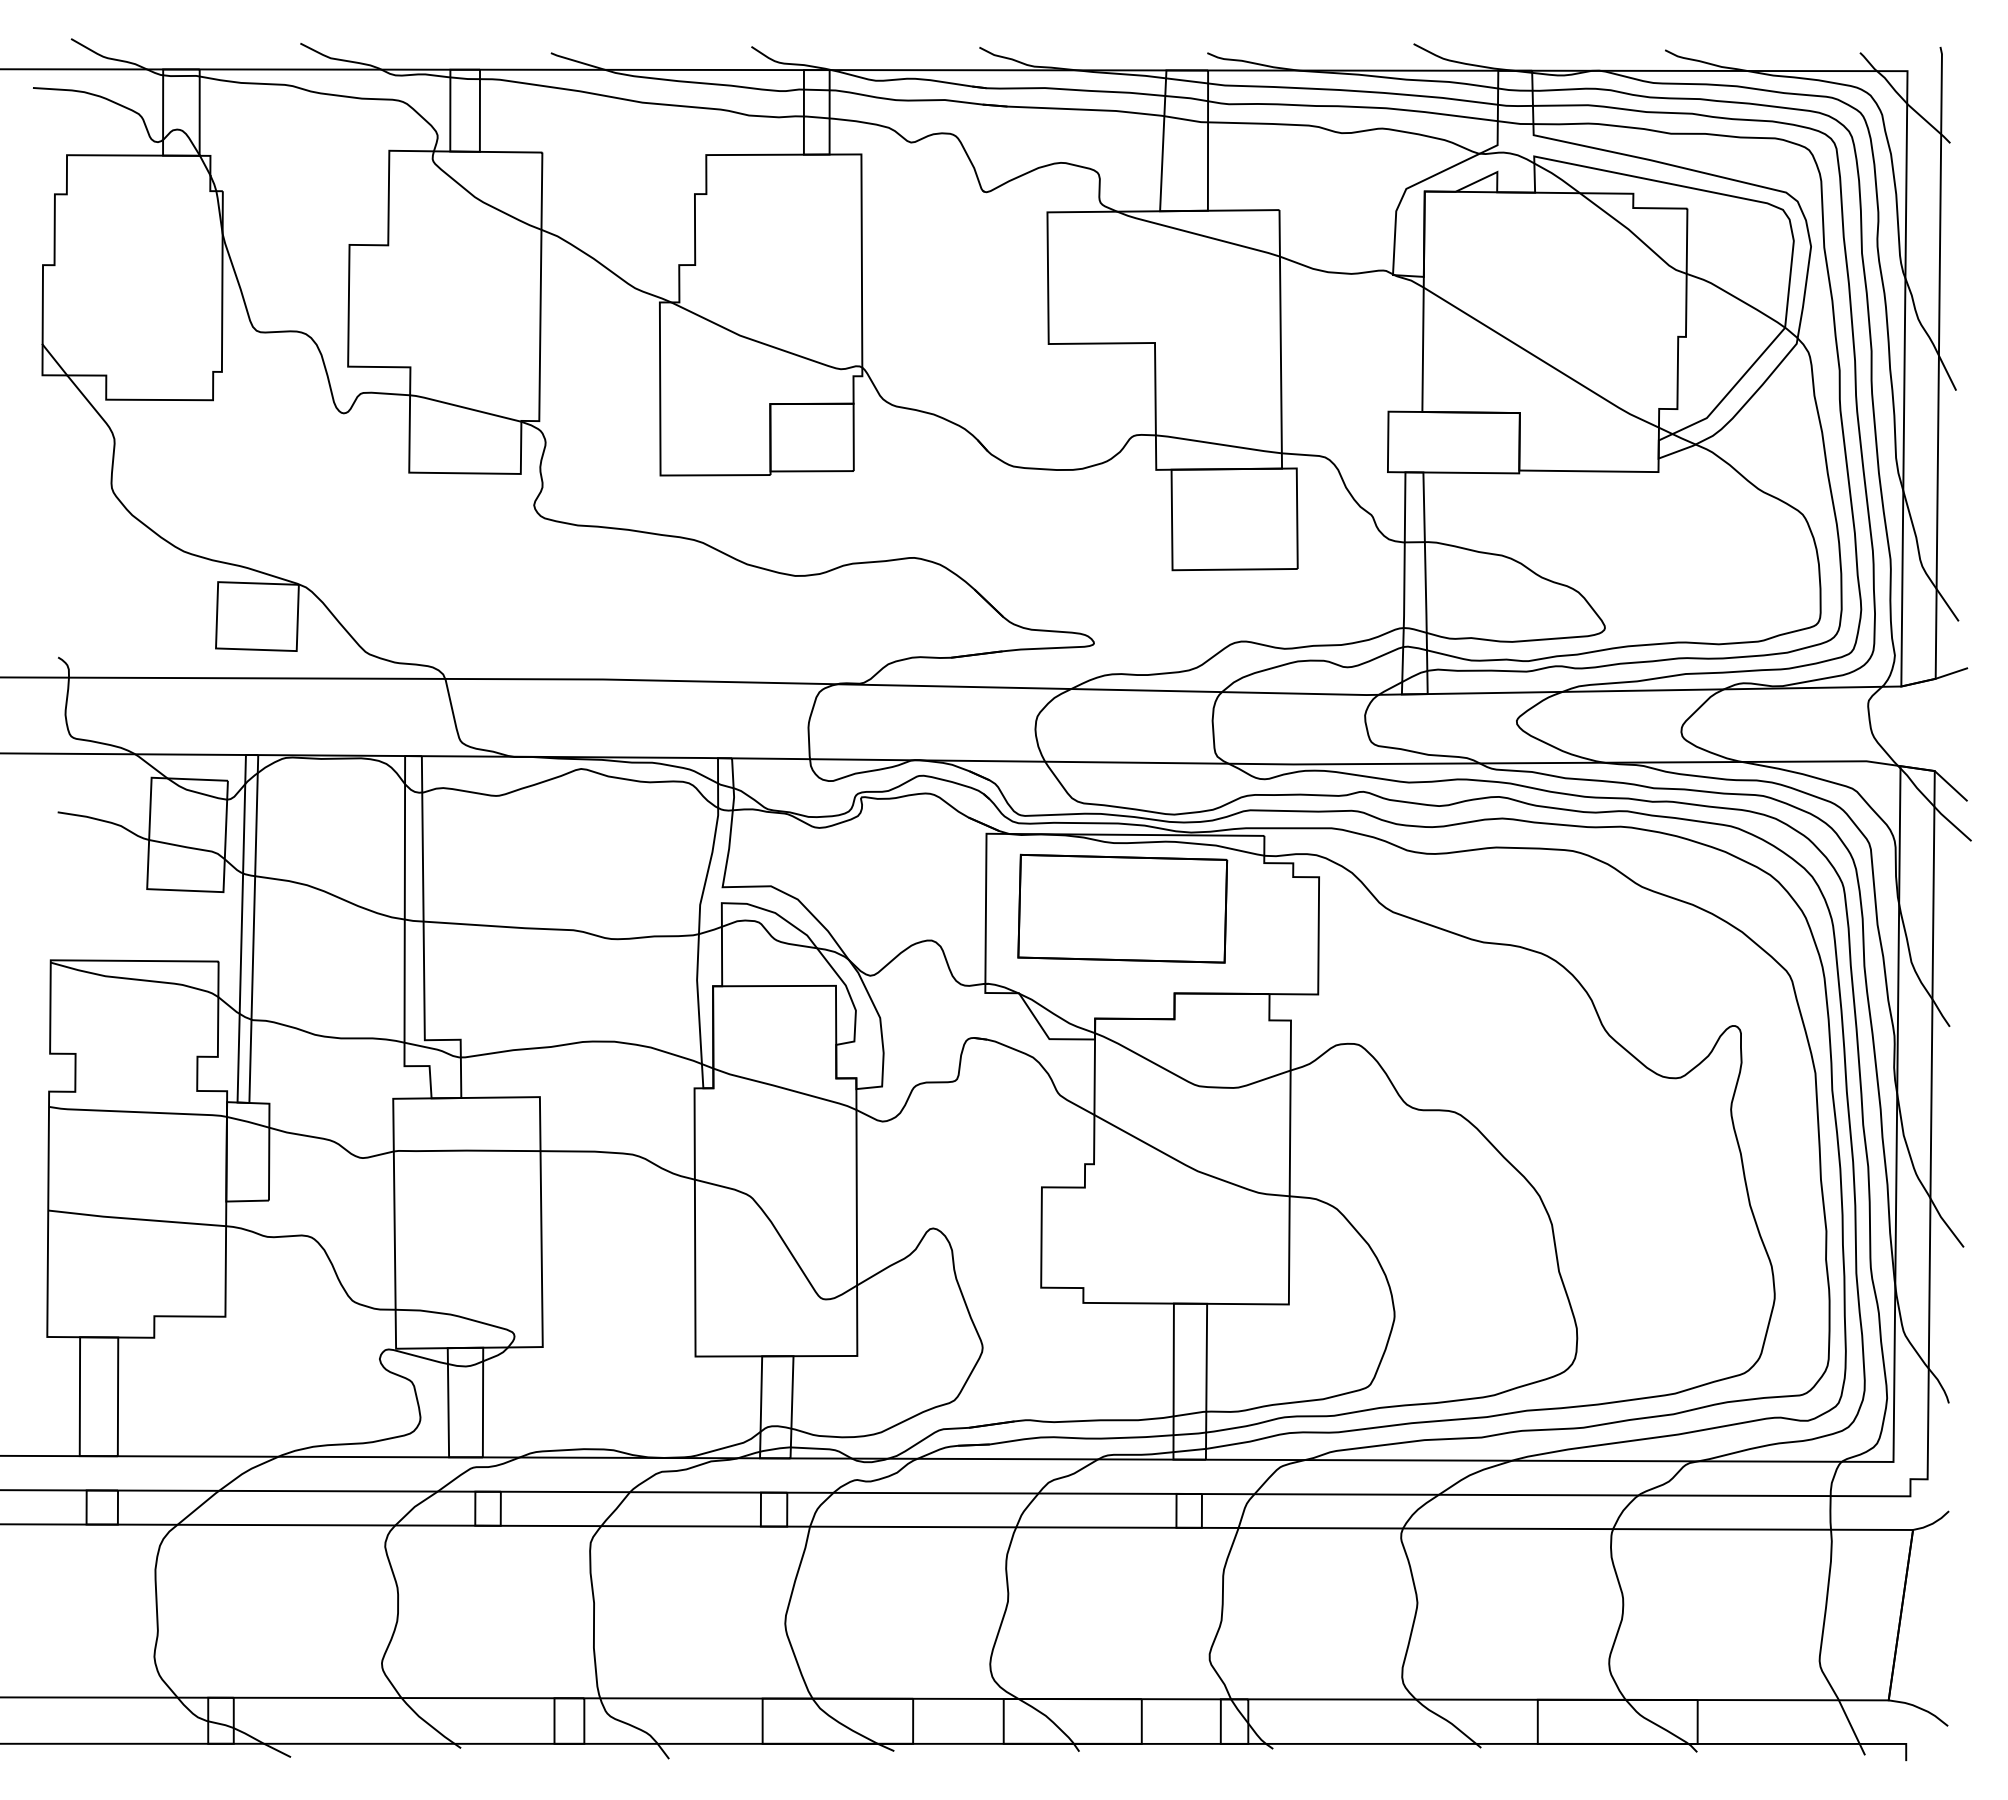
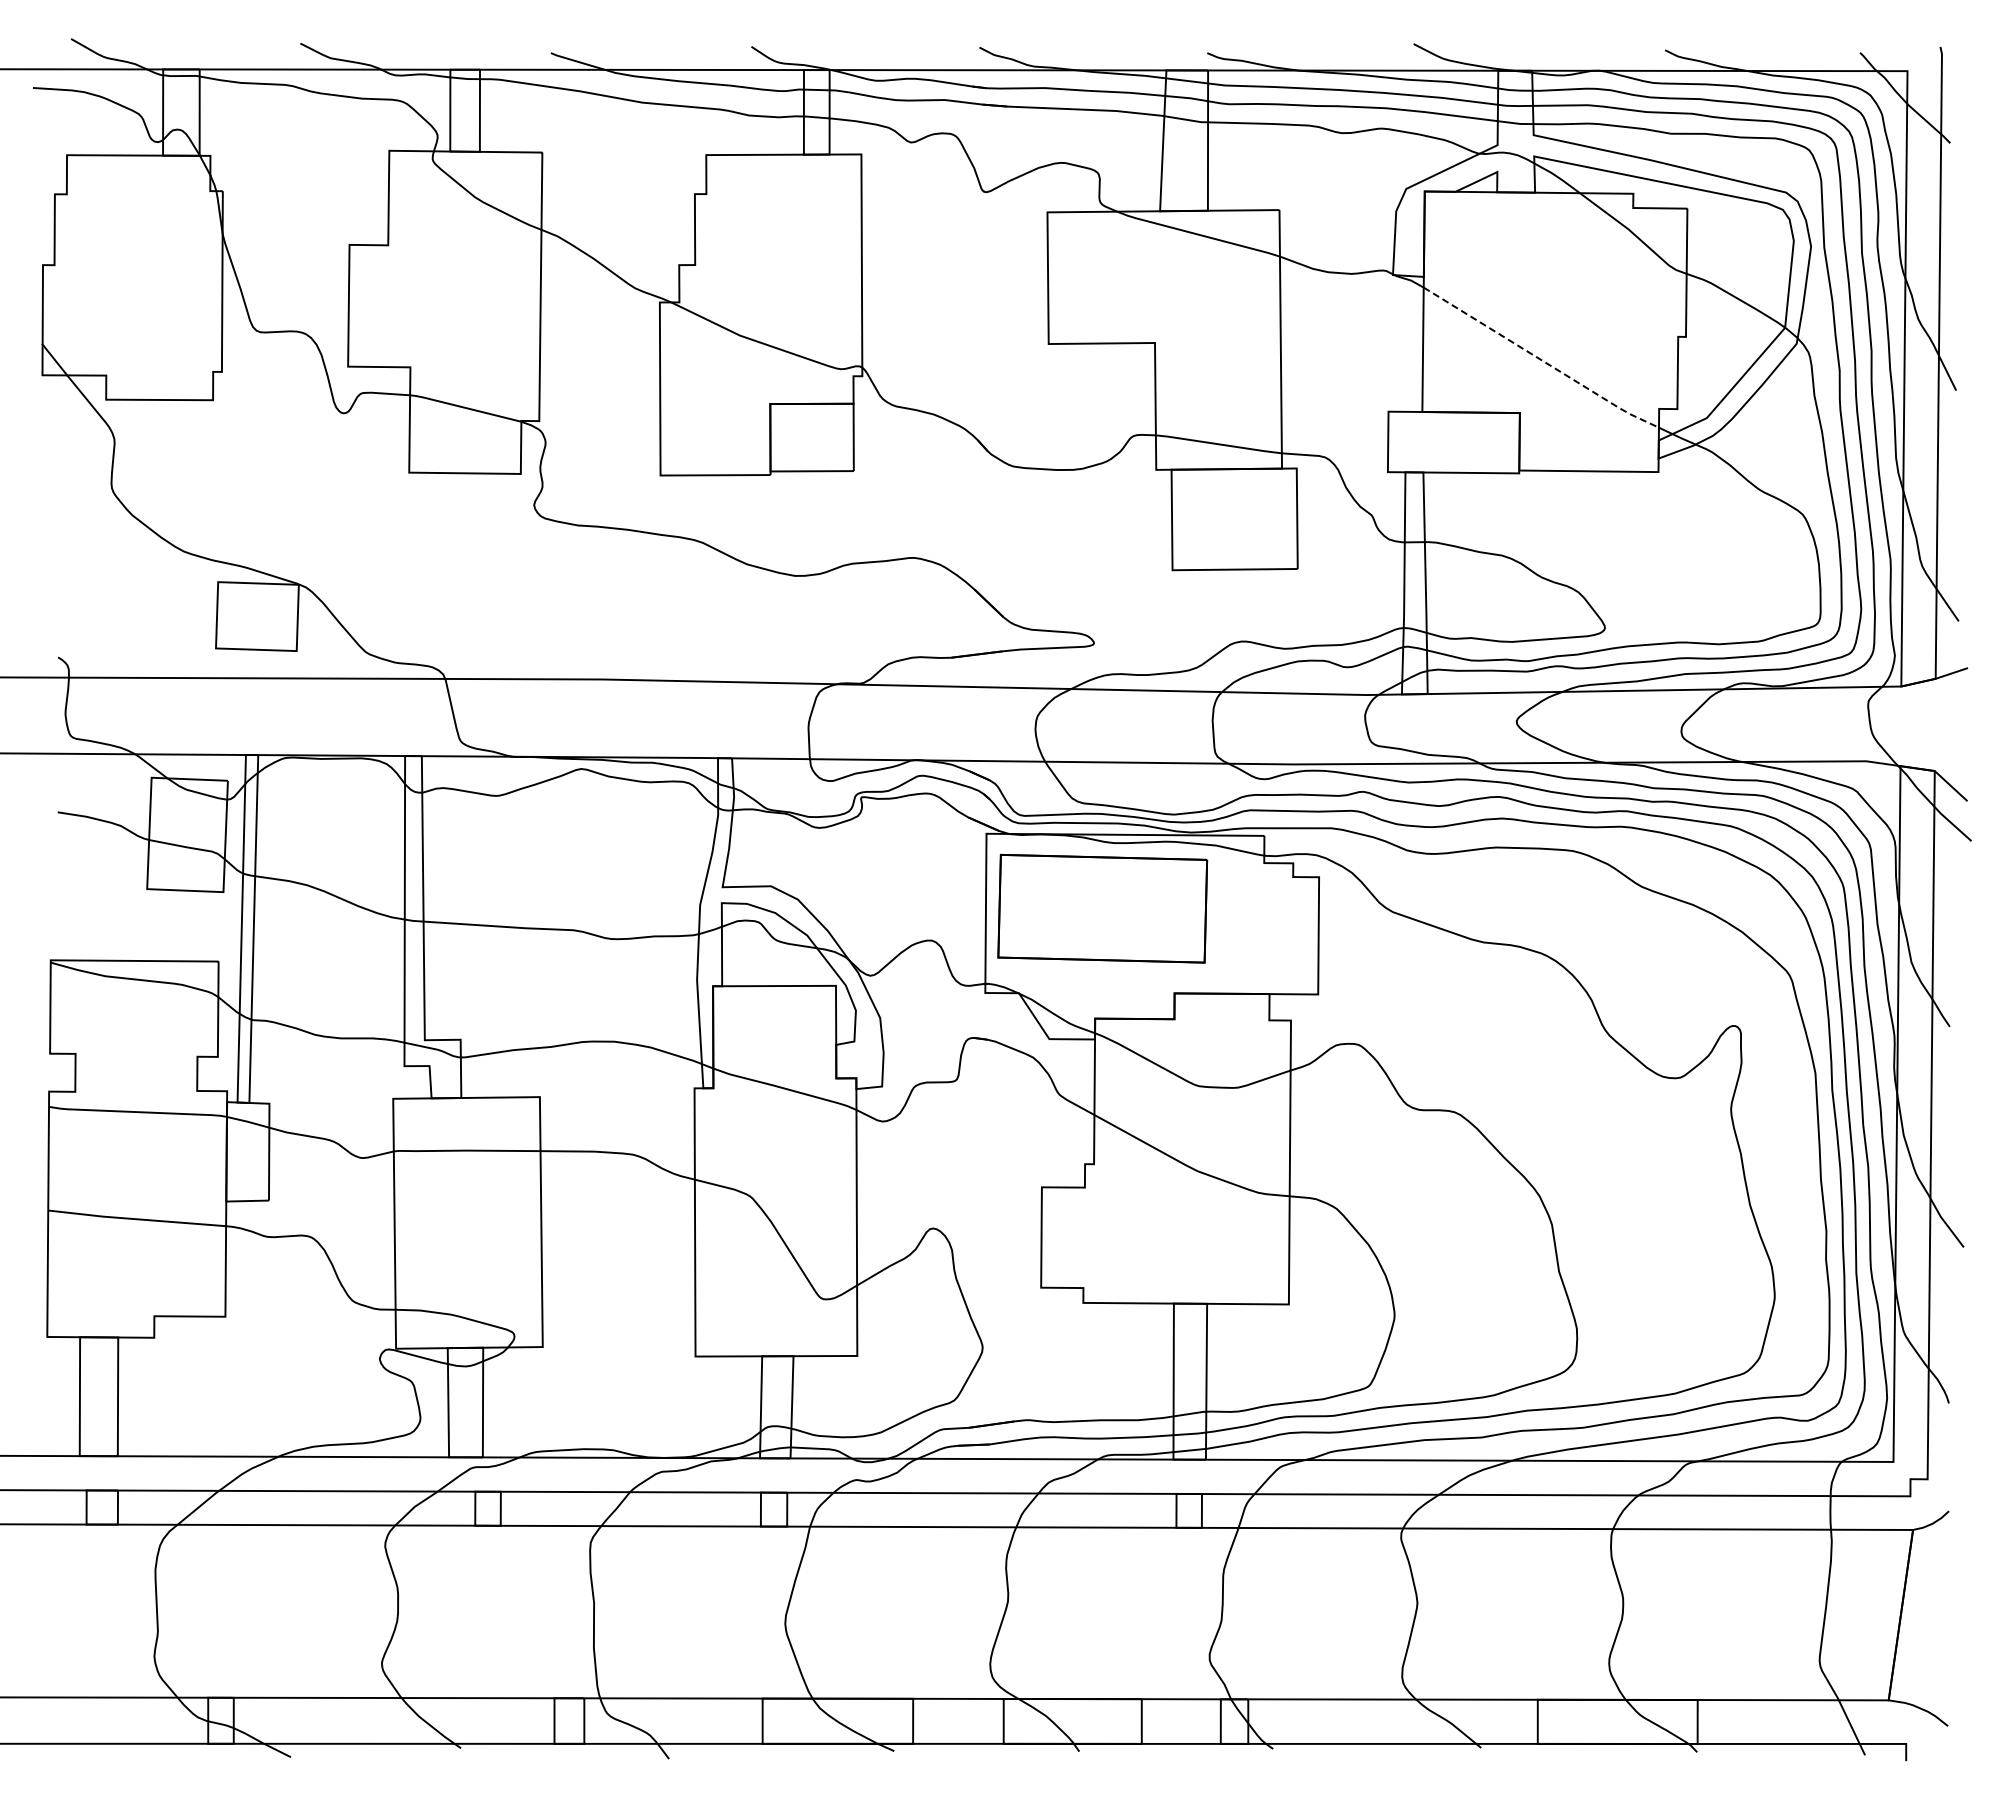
line: solid -> dashed (1541, 360)
part position: (1122, 908) -> (1102, 908) (1102, 908)
